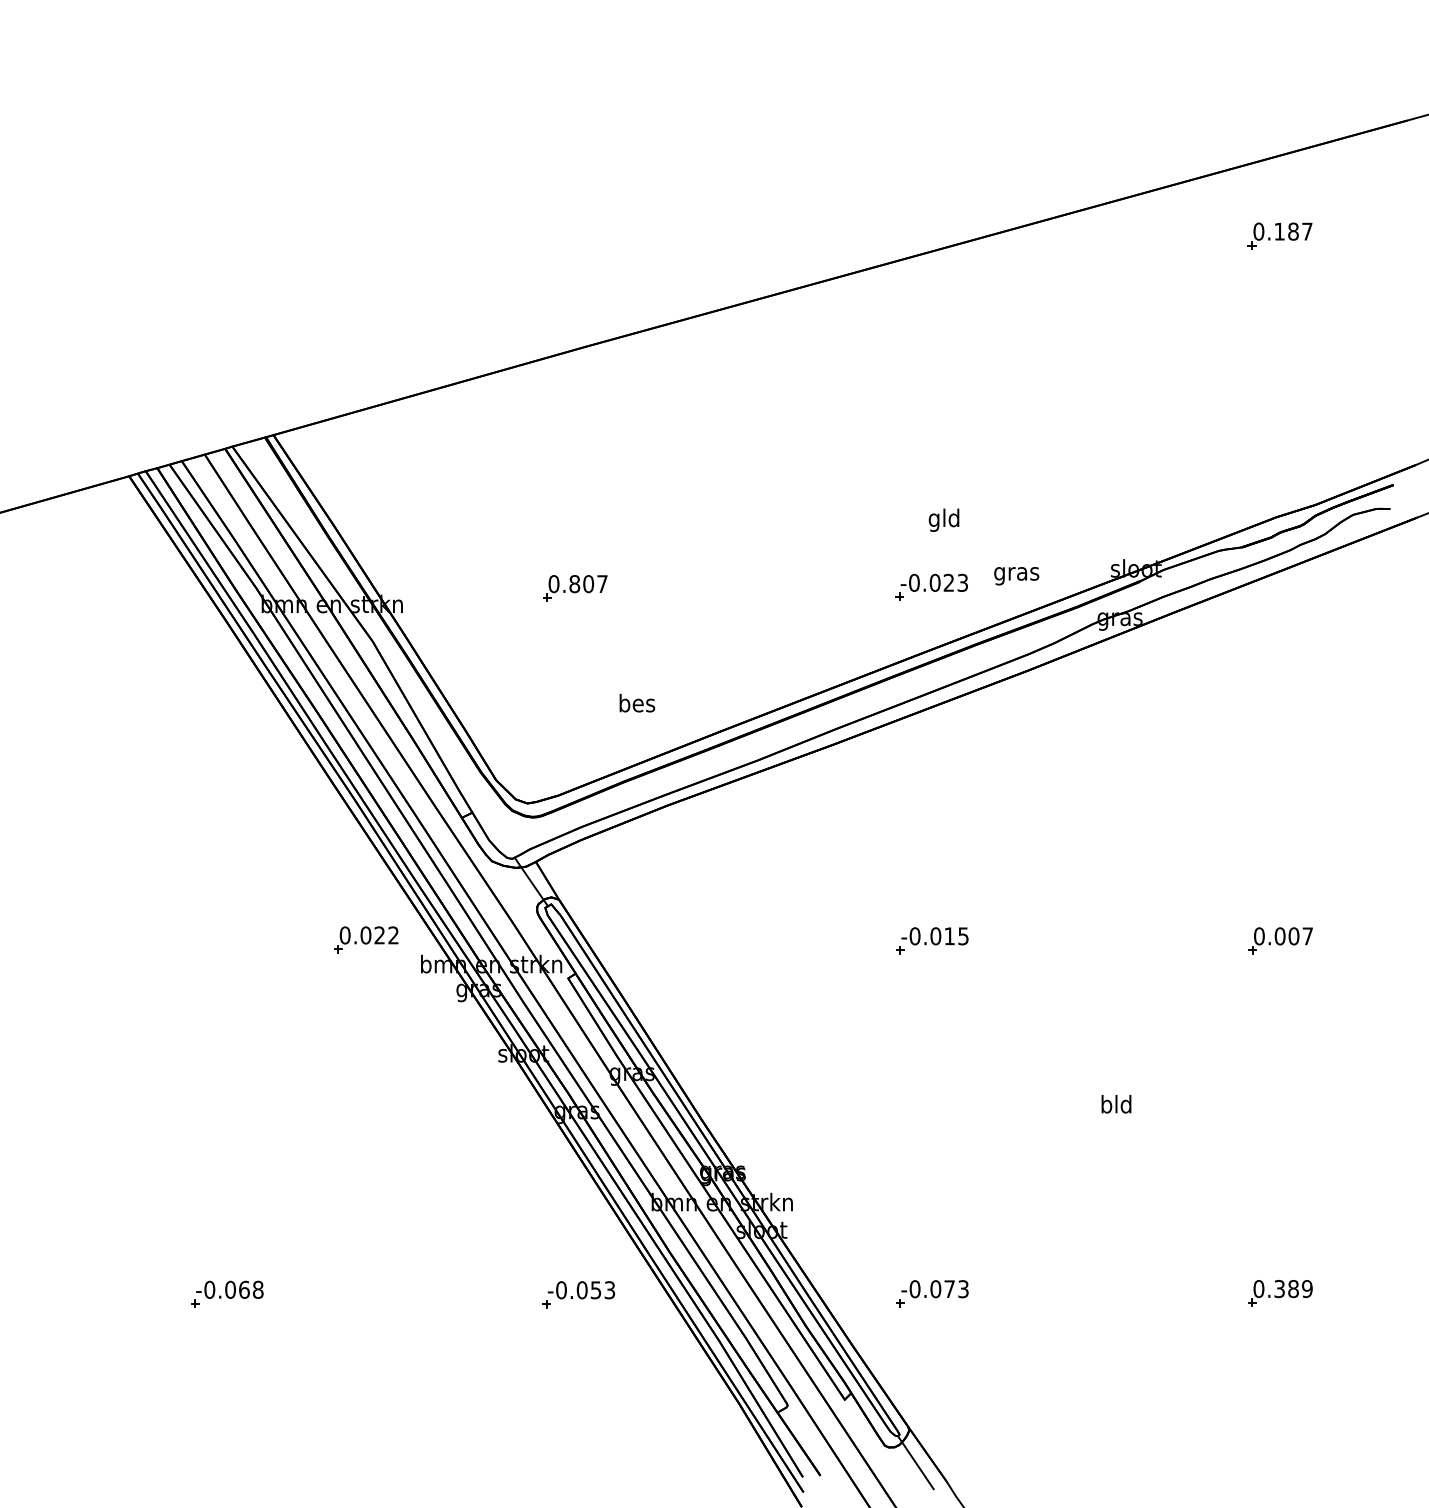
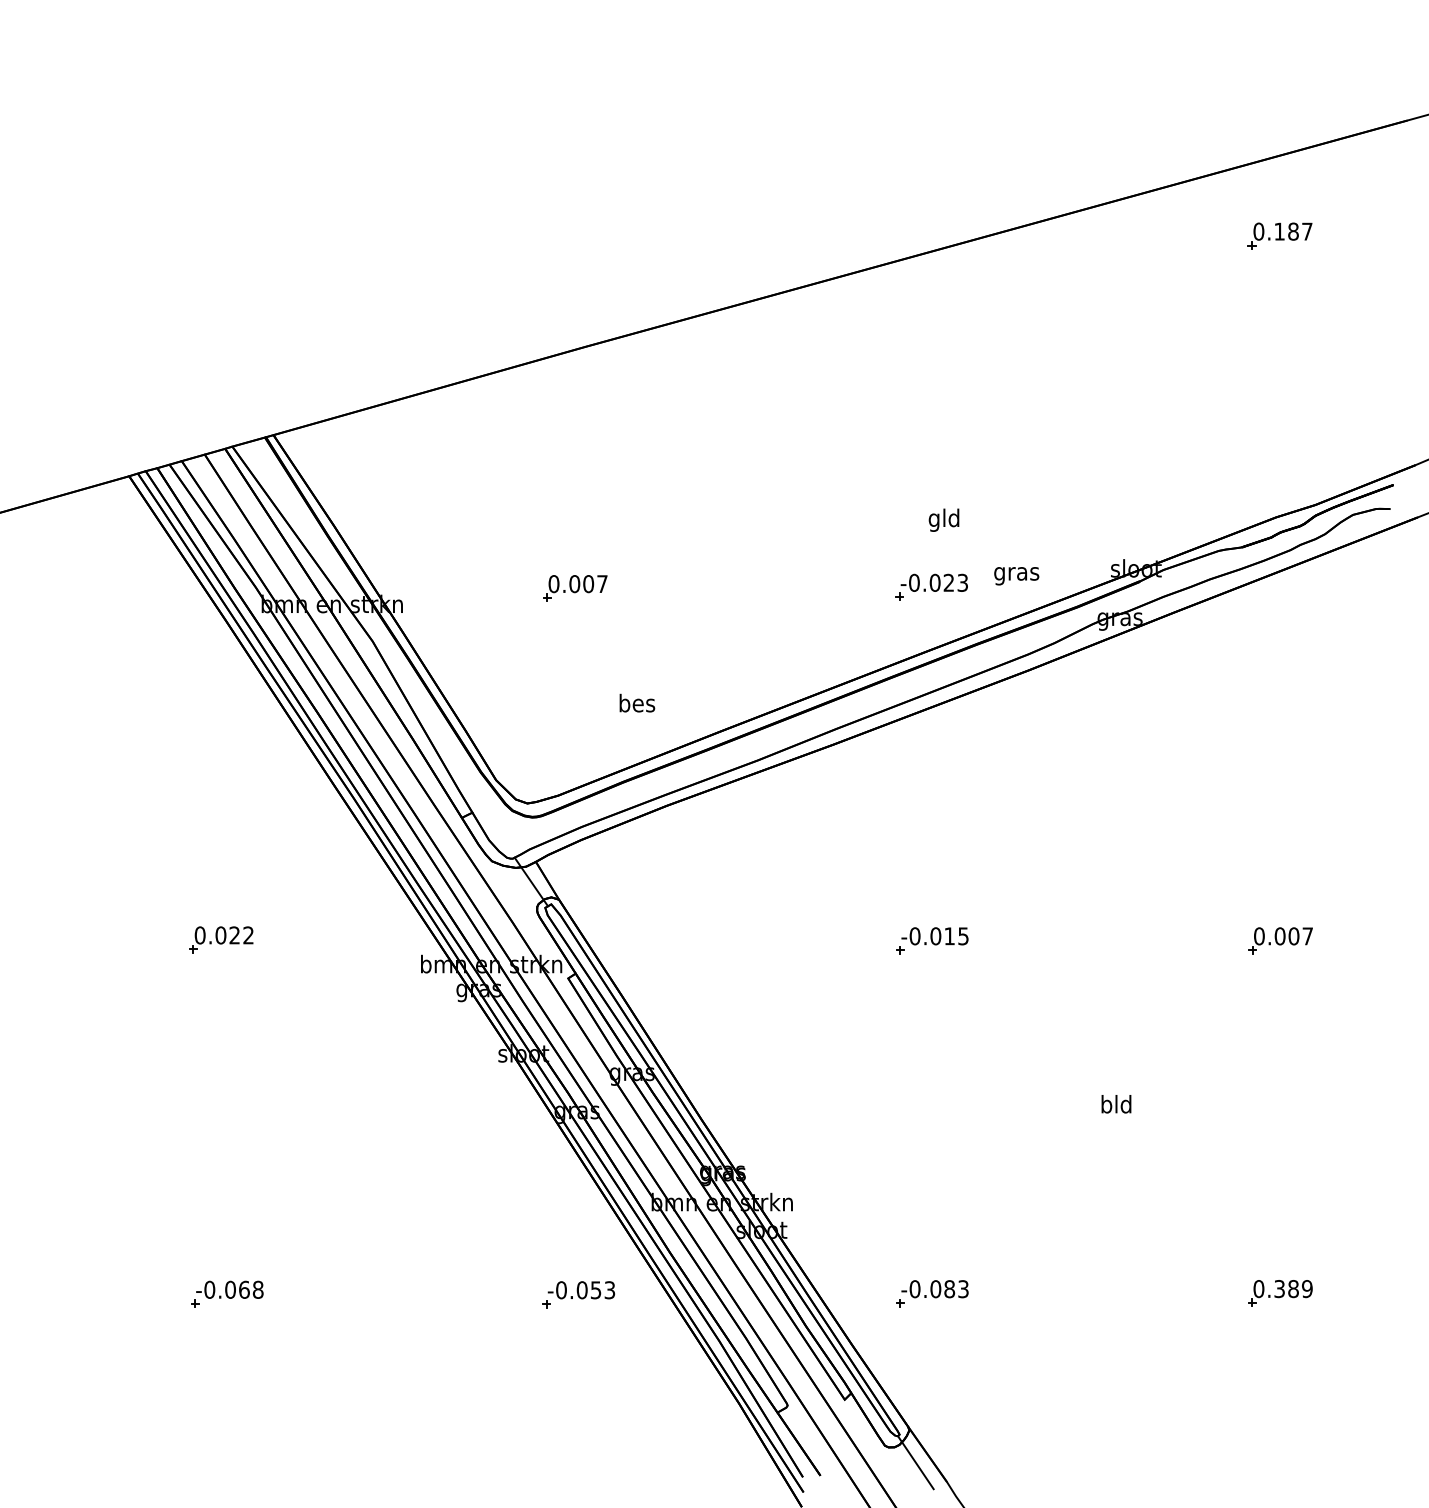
text: 0.807 -> 0.007 (574, 583)
part position: (366, 939) -> (221, 939) (221, 939)
text: -0.073 -> -0.083 (949, 1289)
